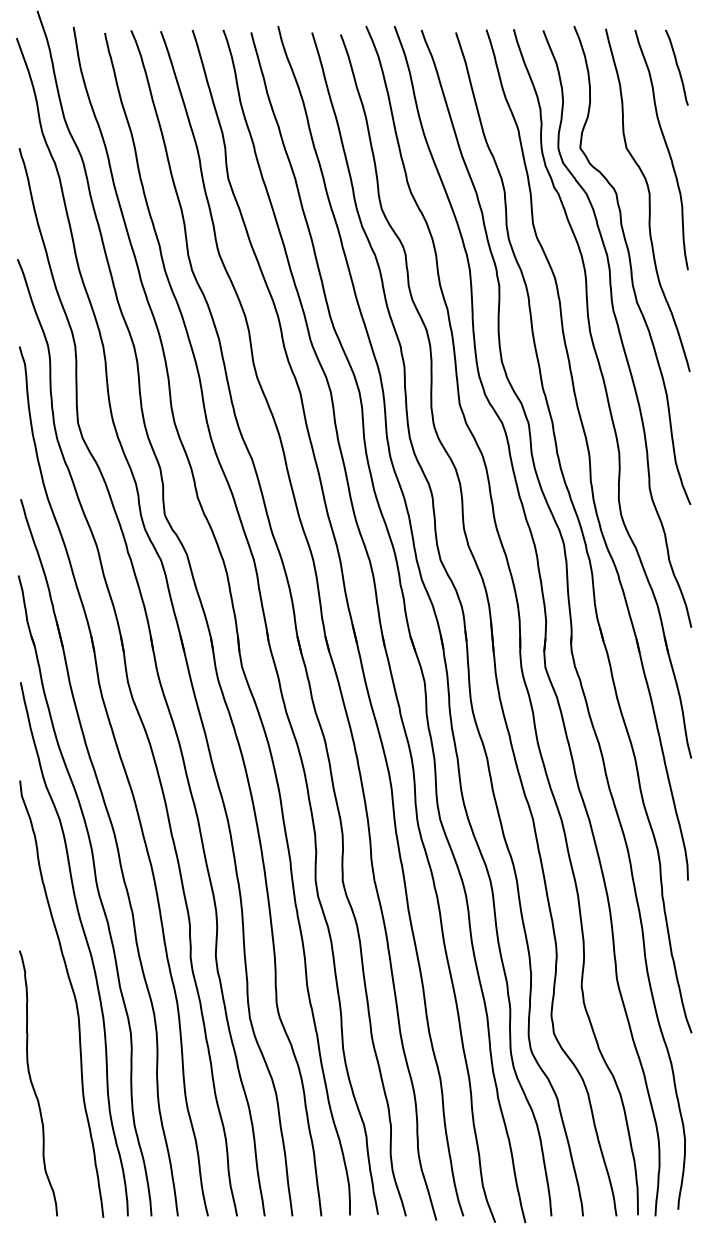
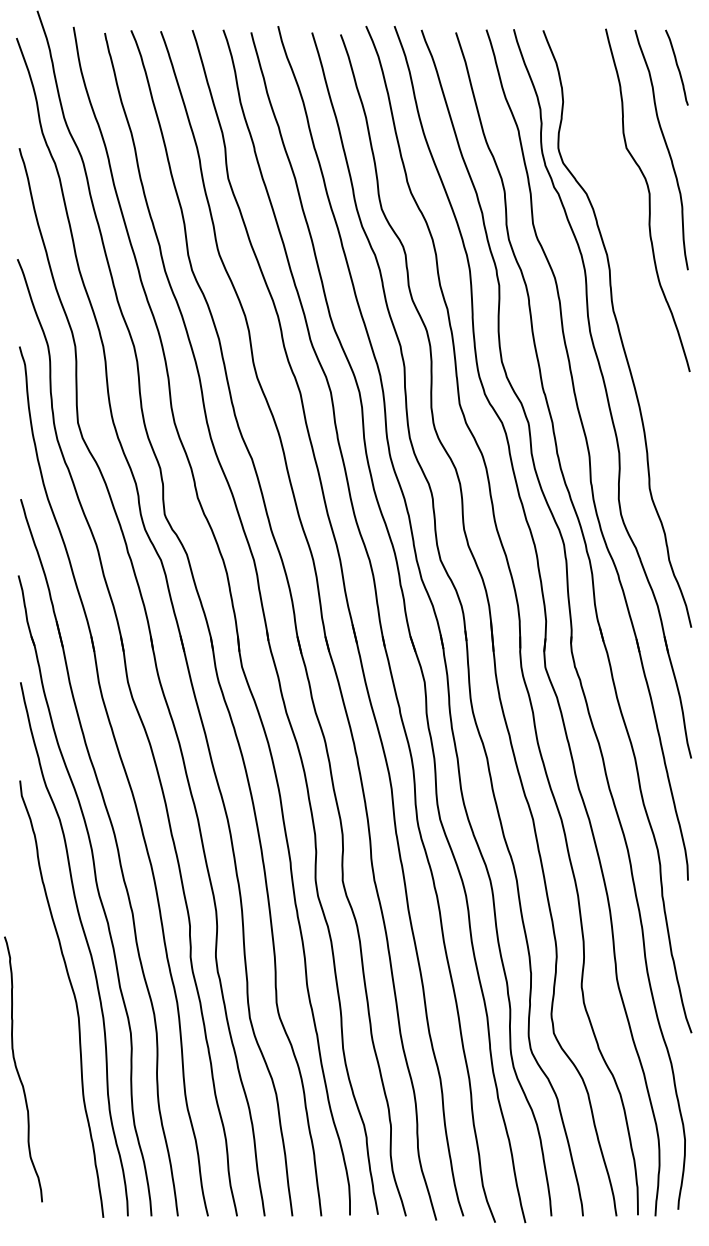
curve: present -> none (631, 265)
curve position: (33, 1084) -> (18, 1070) (18, 1070)
